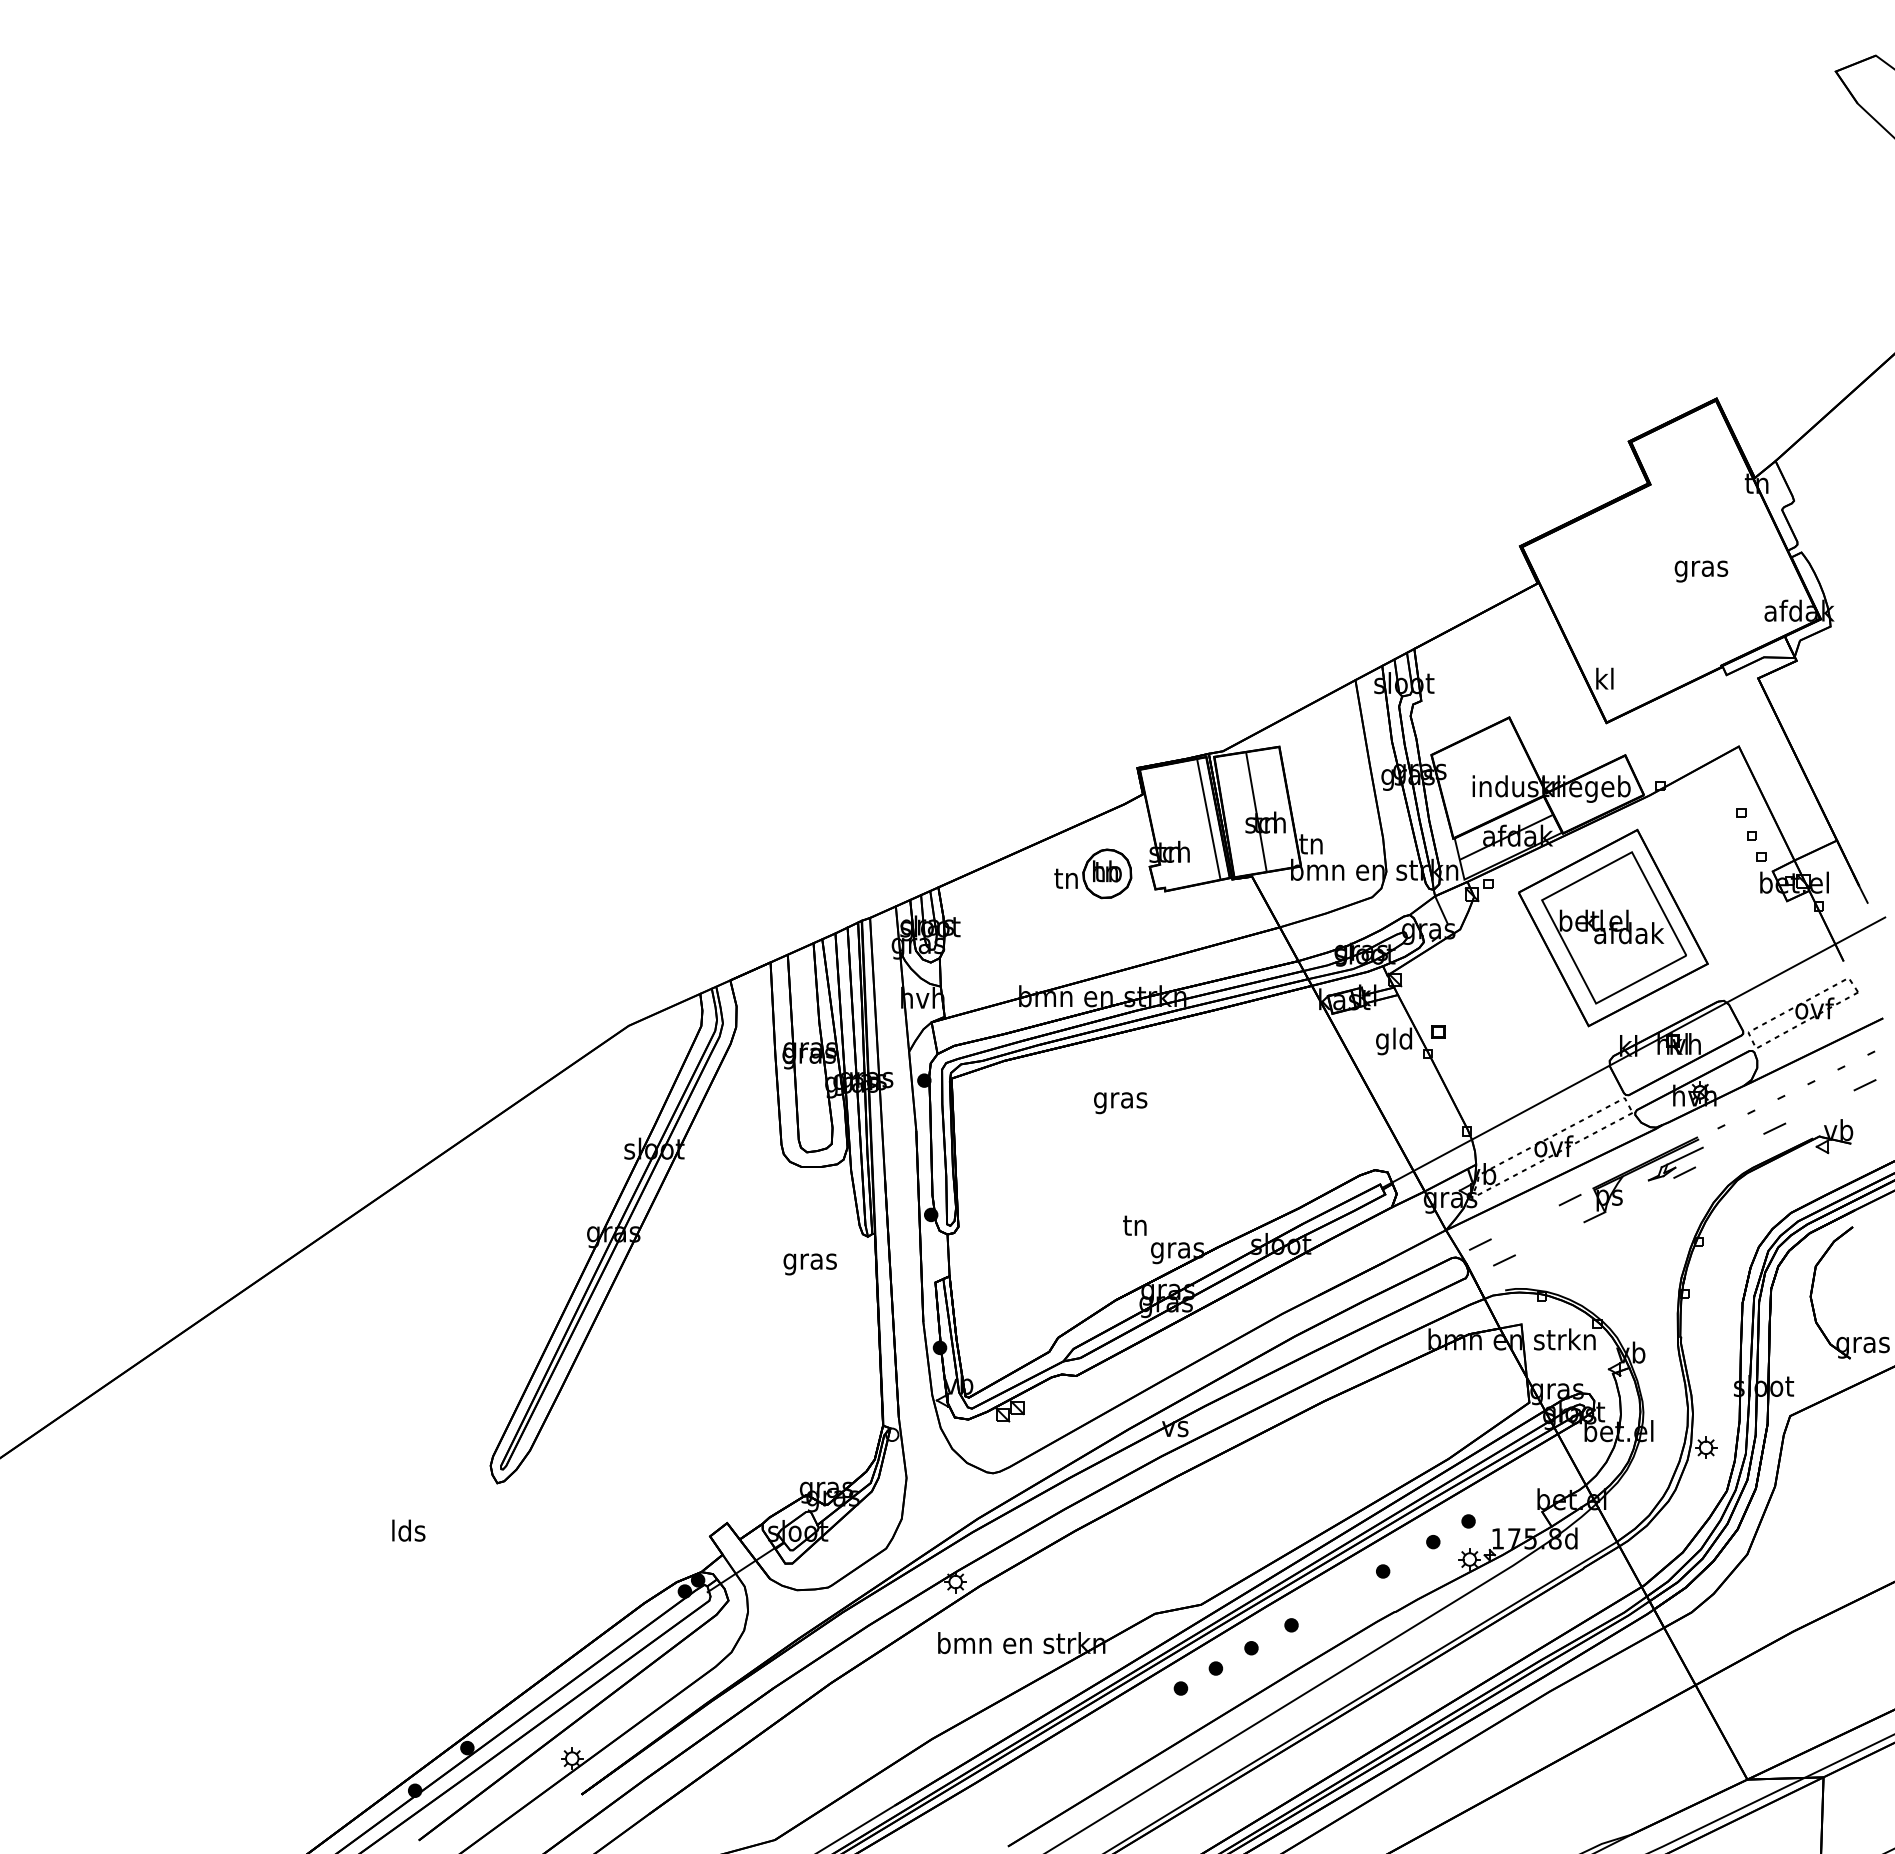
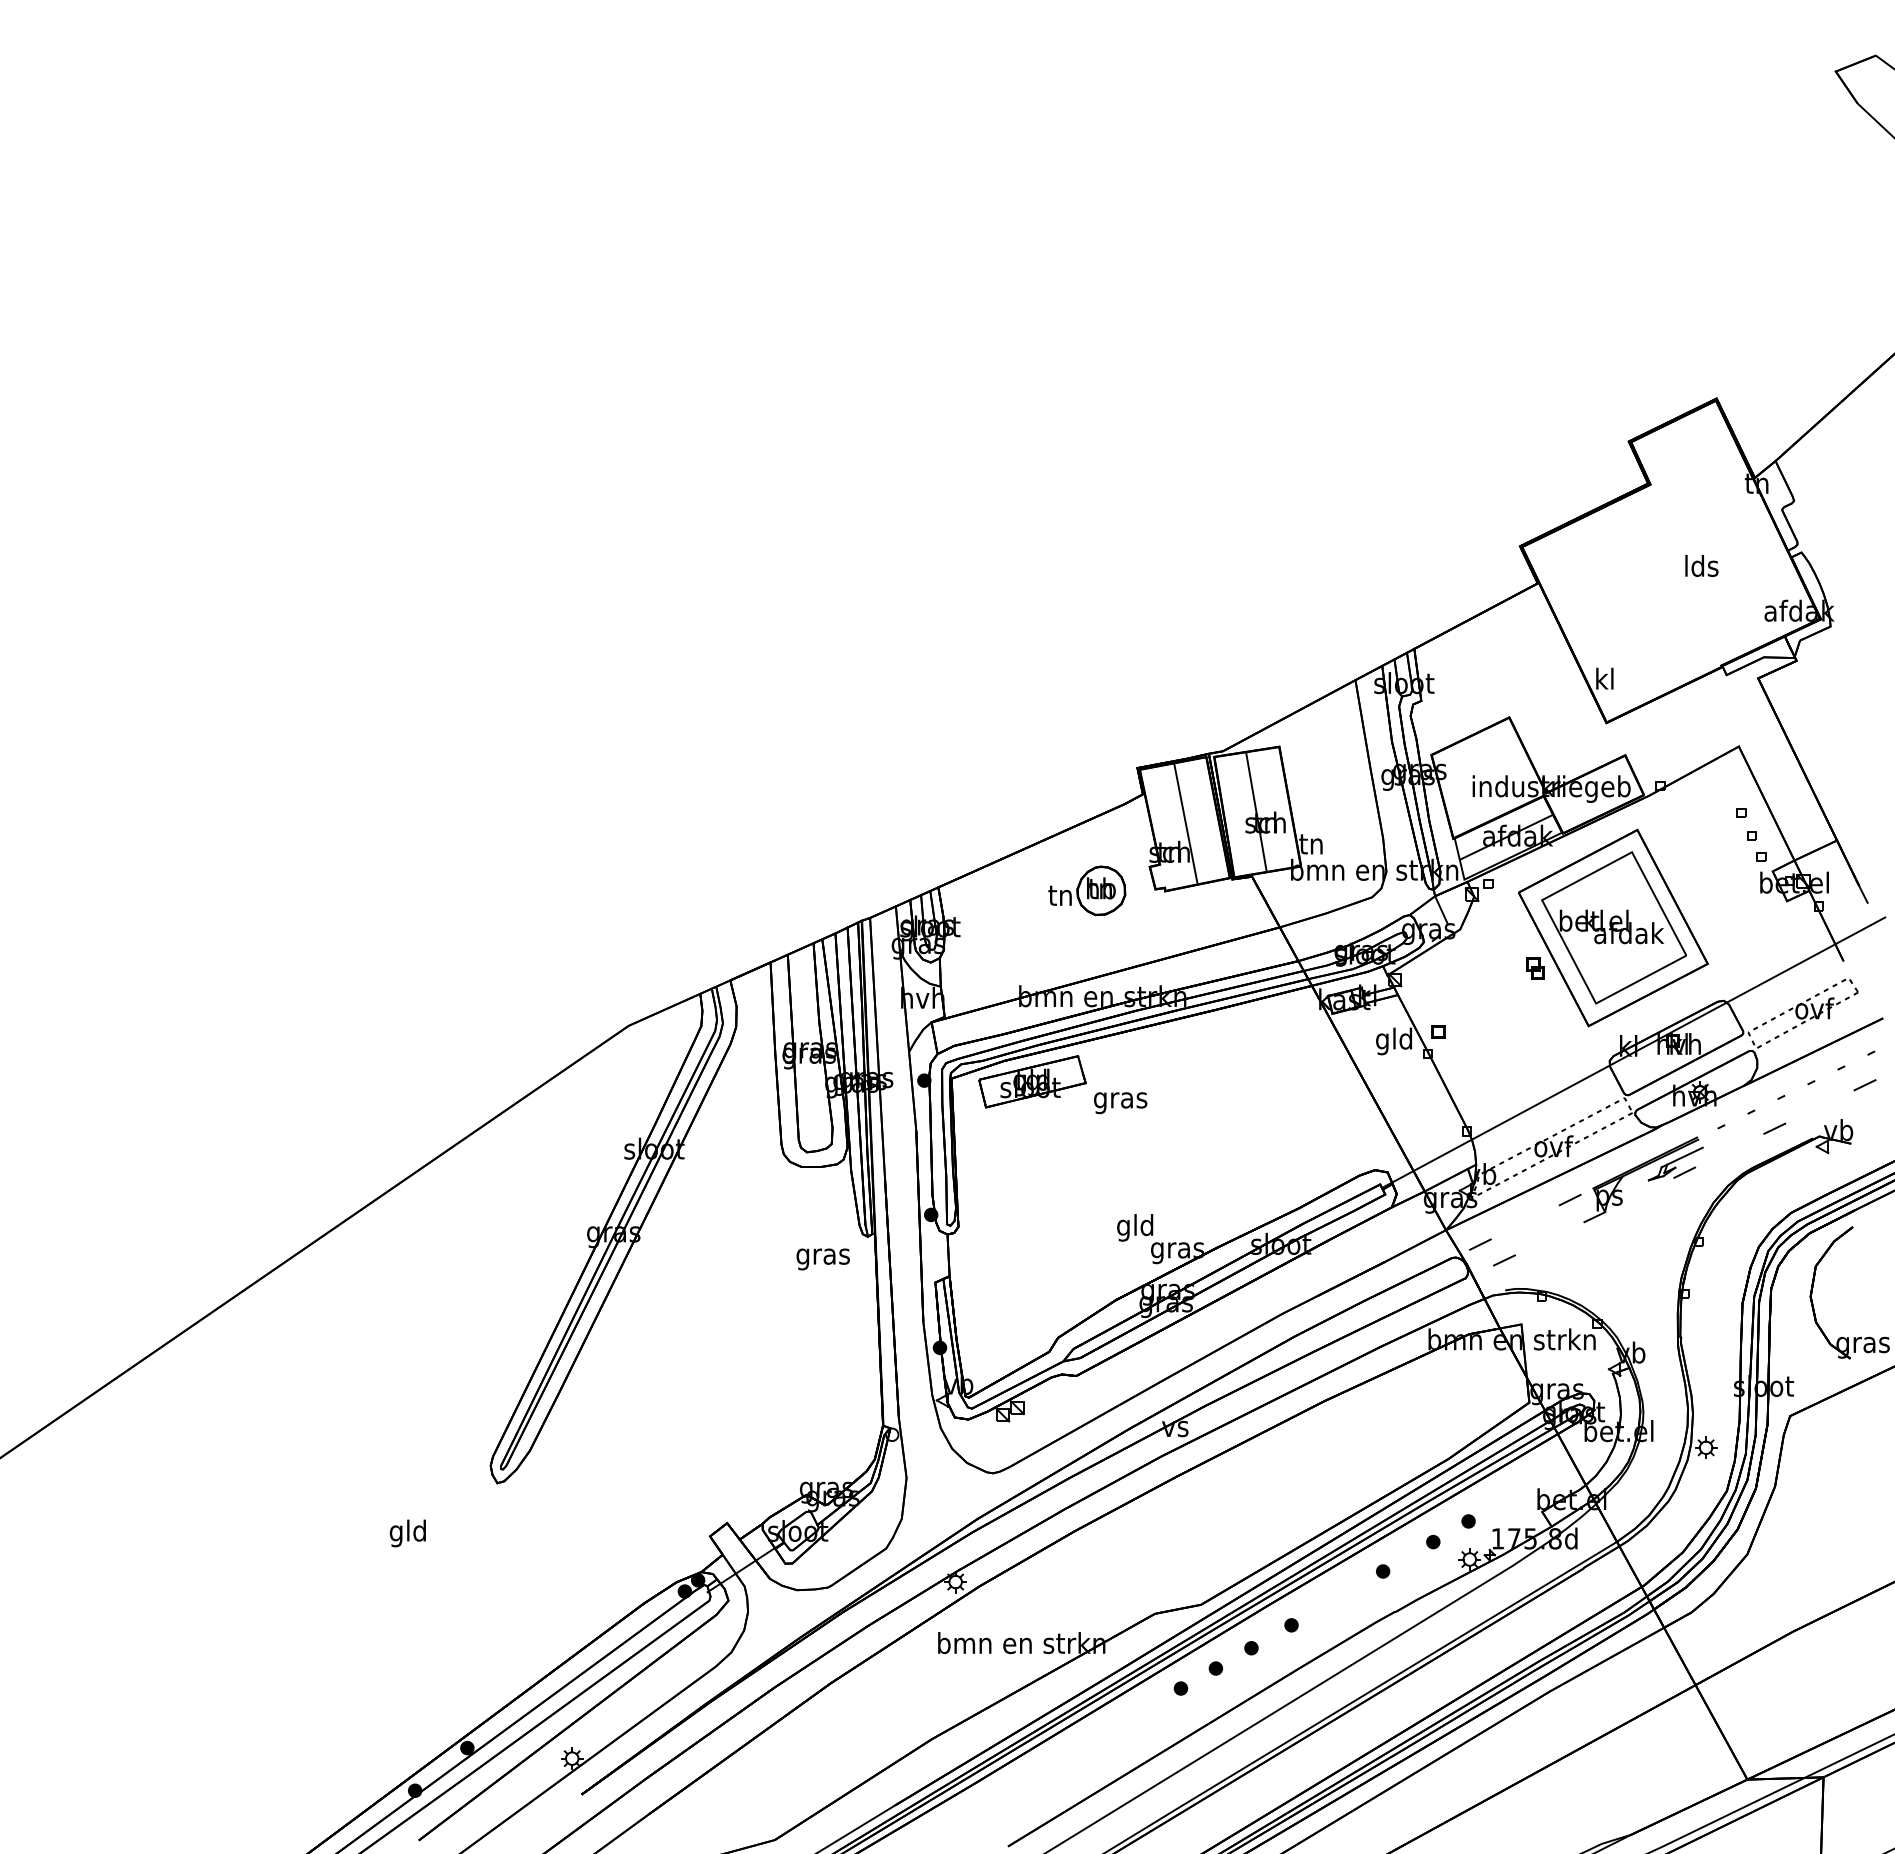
text: gras -> lds (1701, 568)
line position: (1208, 819) -> (1185, 823) (1185, 823)
part position: (1093, 873) -> (1087, 890) (1087, 890)
part: none -> present (1535, 968)
part: none -> present (1032, 1081)
text: tn -> gld (1135, 1227)
text position: (809, 1264) -> (822, 1259) (822, 1259)
text: lds -> gld (407, 1533)
